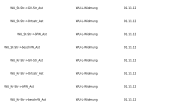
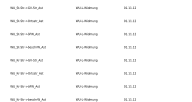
text position: (31, 34) -> (24, 34) (24, 34)
text position: (21, 47) -> (27, 47) (27, 47)
text position: (18, 86) -> (24, 86) (24, 86)
